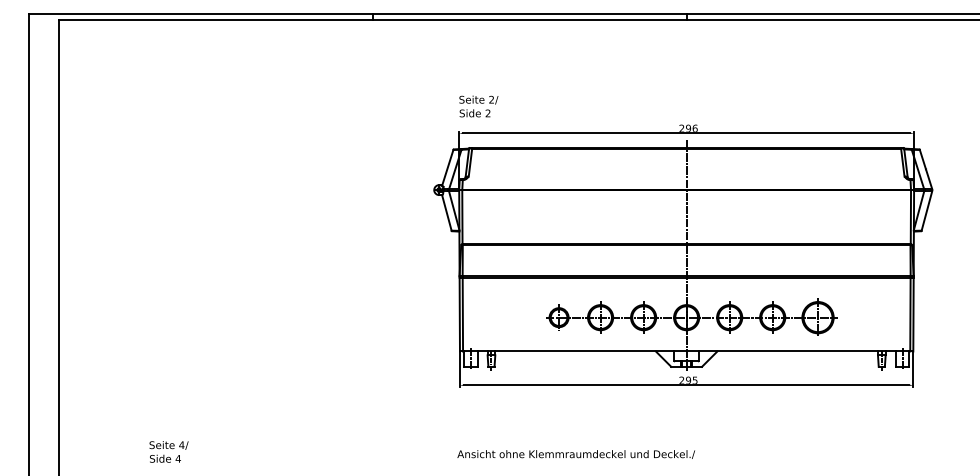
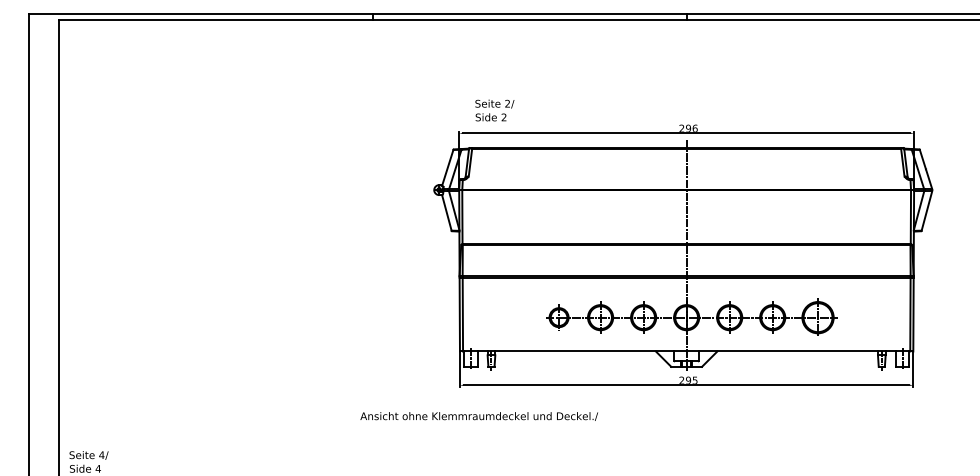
text position: (478, 106) -> (494, 110) (494, 110)
text position: (168, 451) -> (88, 461) (88, 461)
text position: (575, 454) -> (478, 416) (478, 416)
